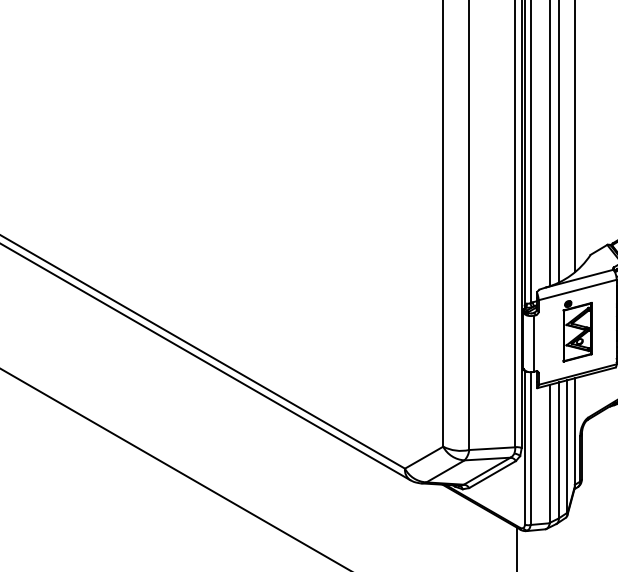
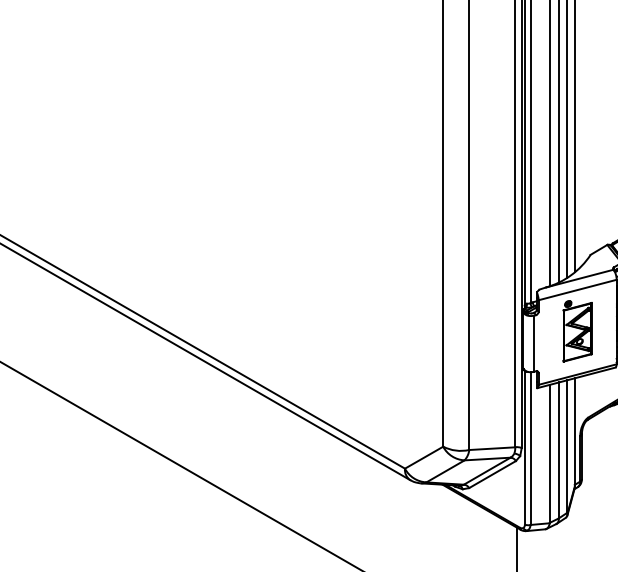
line: none -> present (567, 139)
line position: (174, 468) -> (180, 465) (180, 465)
